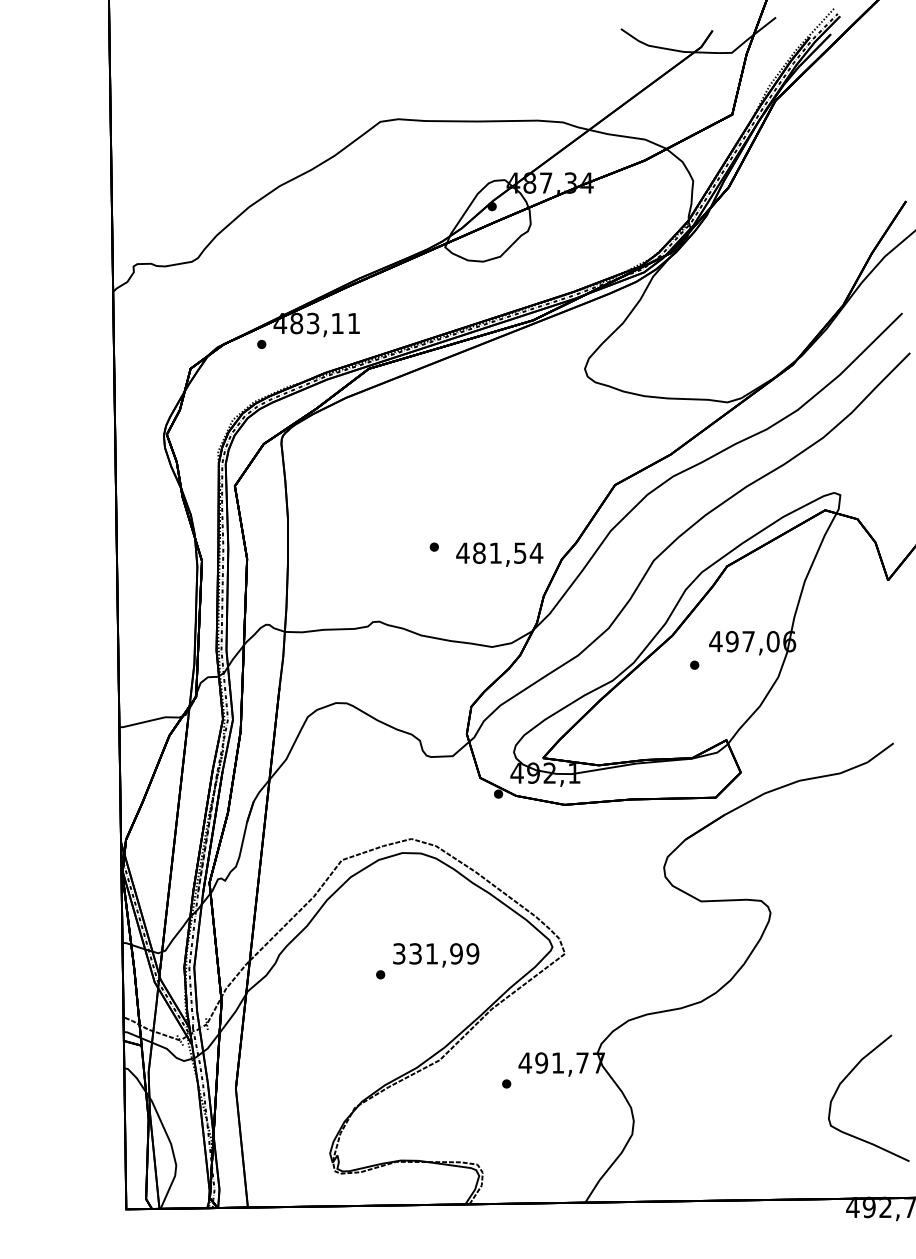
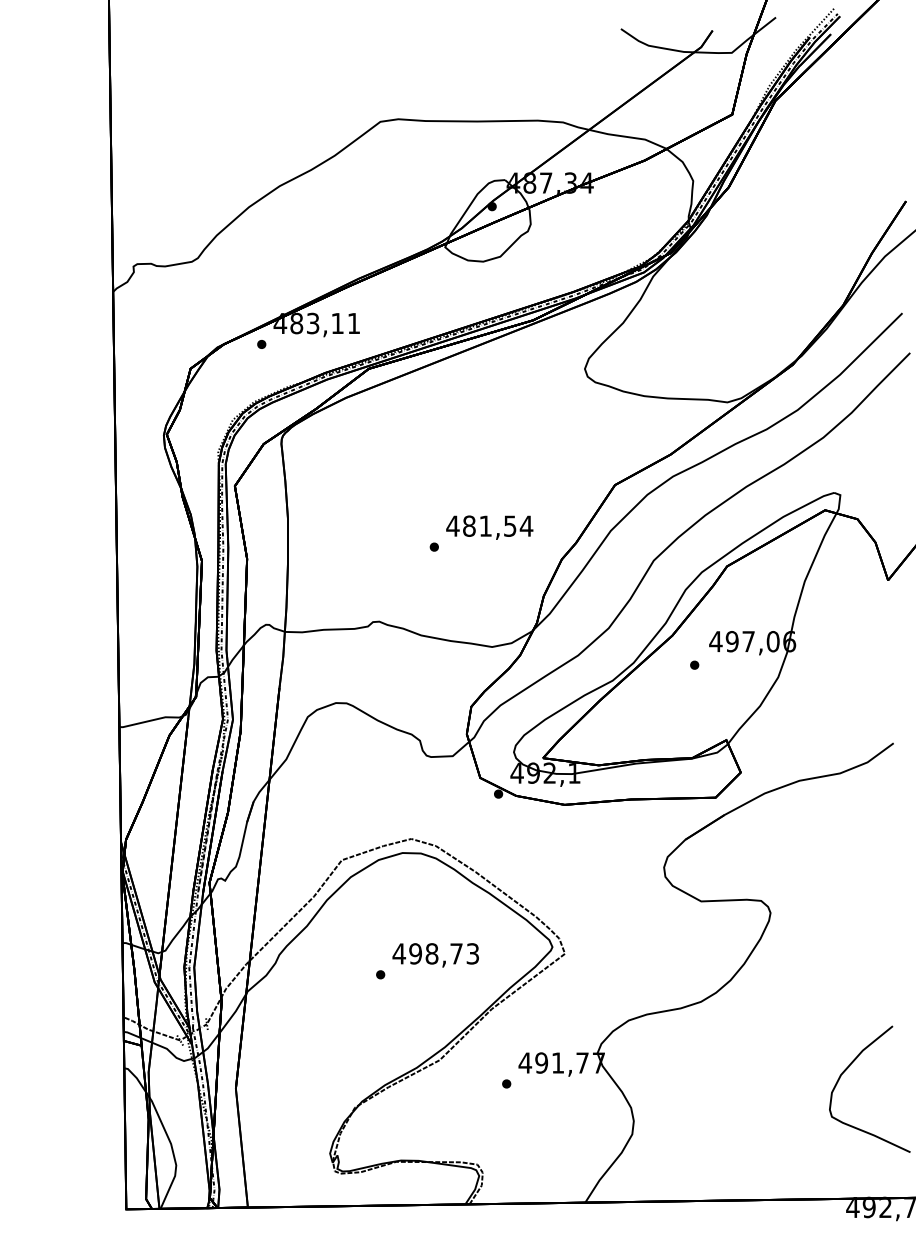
text position: (499, 554) -> (489, 527) (489, 527)
text: 331,99 -> 498,73 (435, 953)
curve position: (848, 1076) -> (849, 1067) (849, 1067)
